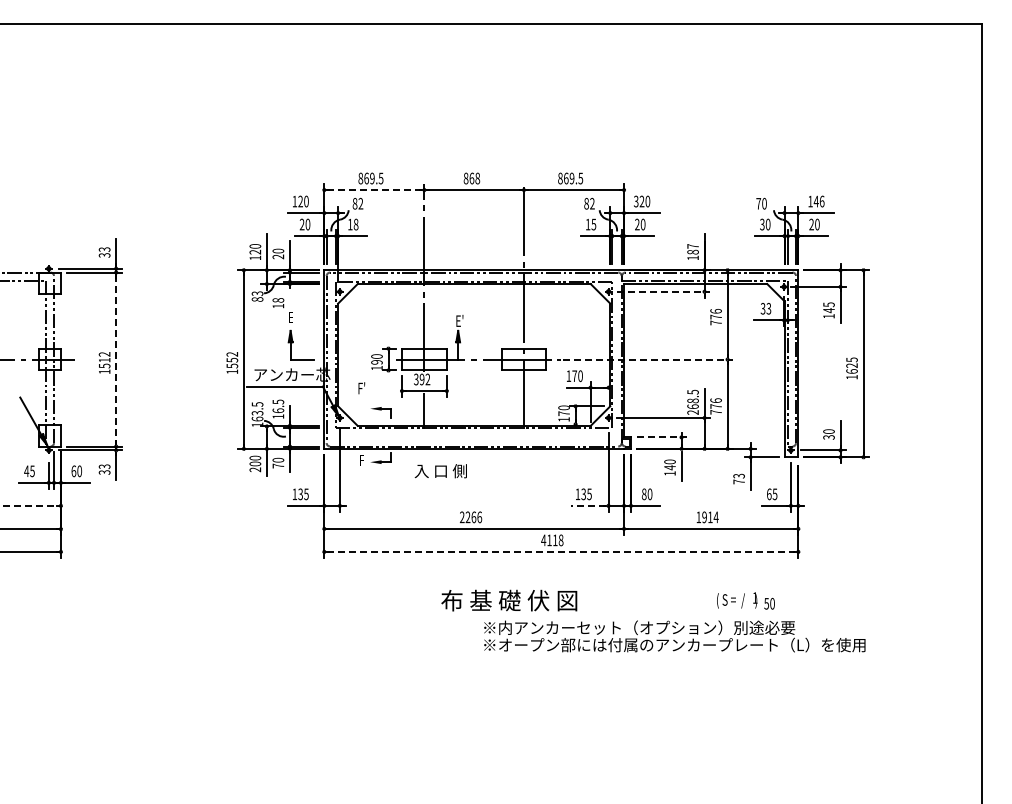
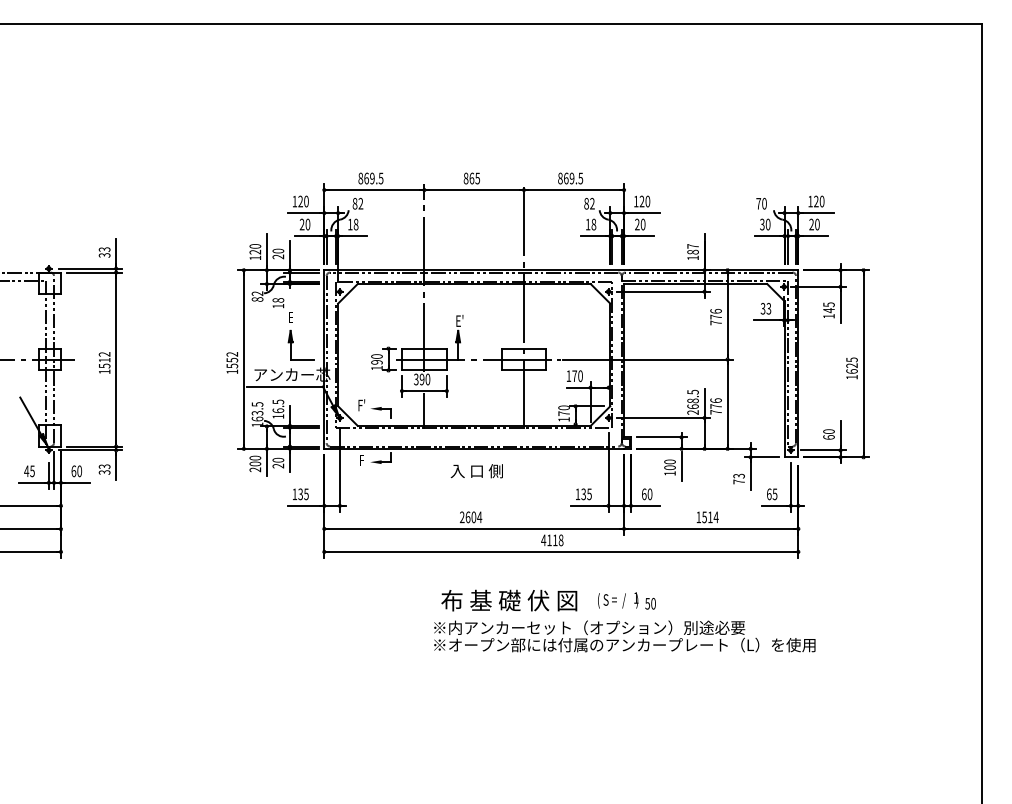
text: 868 -> 865 (477, 178)
line: dashed -> solid (374, 190)
text: 320 -> 120 (636, 201)
text: 146 -> 120 (818, 201)
text: 15 -> 18 (593, 224)
line: dashed -> solid (663, 291)
text: 83 -> 82 (257, 293)
line: dashed -> solid (648, 359)
line: dashed -> solid (116, 360)
text: 392 -> 390 (427, 379)
text position: (361, 388) -> (361, 405) (361, 405)
line: dashed -> solid (662, 437)
text: 30 -> 60 (828, 437)
text: 70 -> 20 (278, 465)
text: 140 -> 100 (669, 467)
text position: (440, 471) -> (476, 471) (476, 471)
text: 80 -> 60 (643, 493)
line: dashed -> solid (29, 505)
line: dashed -> solid (588, 505)
text: 1914 -> 1514 (704, 516)
text: 2266 -> 2604 (473, 517)
line: dashed -> solid (561, 551)
text position: (745, 600) -> (626, 600) (626, 600)
text position: (674, 636) -> (624, 636) (624, 636)
